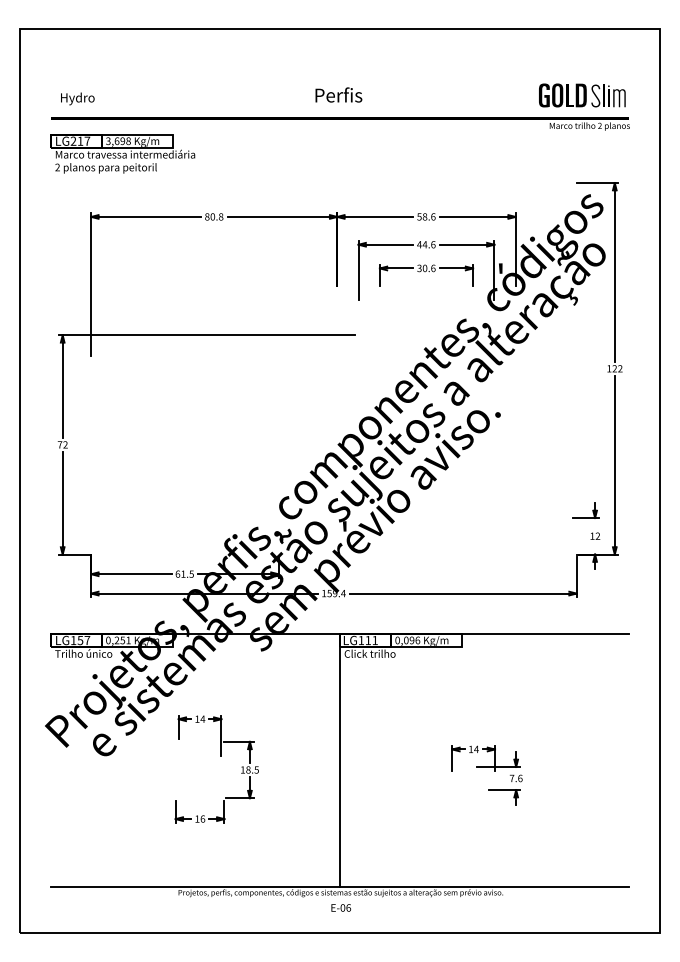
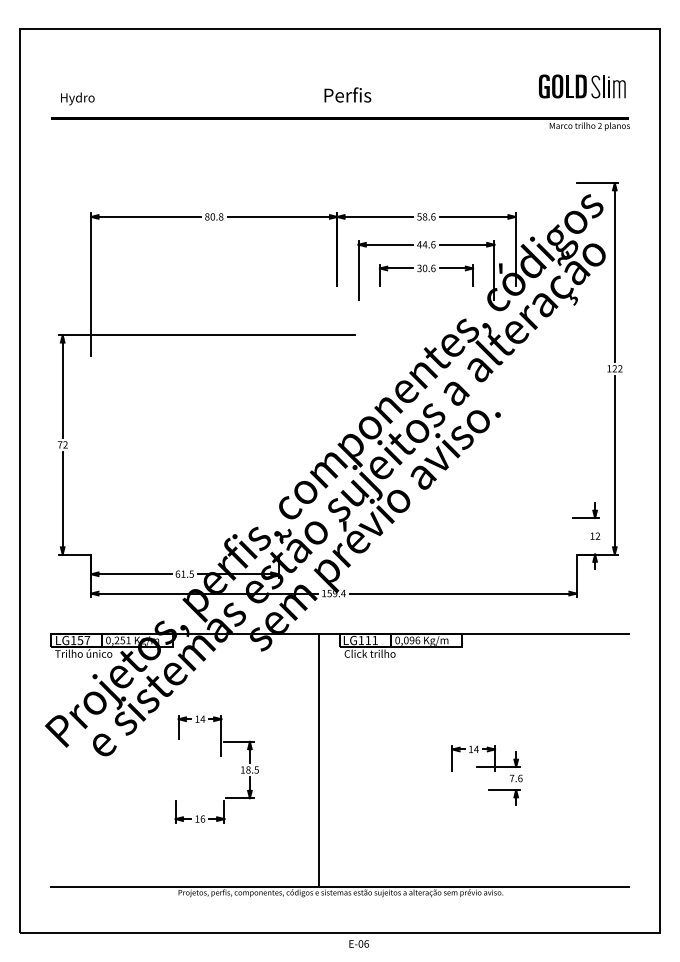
text position: (338, 94) -> (347, 94) (347, 94)
part position: (582, 95) -> (582, 86) (582, 86)
part: present -> none (122, 153)
line position: (339, 760) -> (318, 760) (318, 760)
text position: (341, 907) -> (359, 943) (359, 943)
